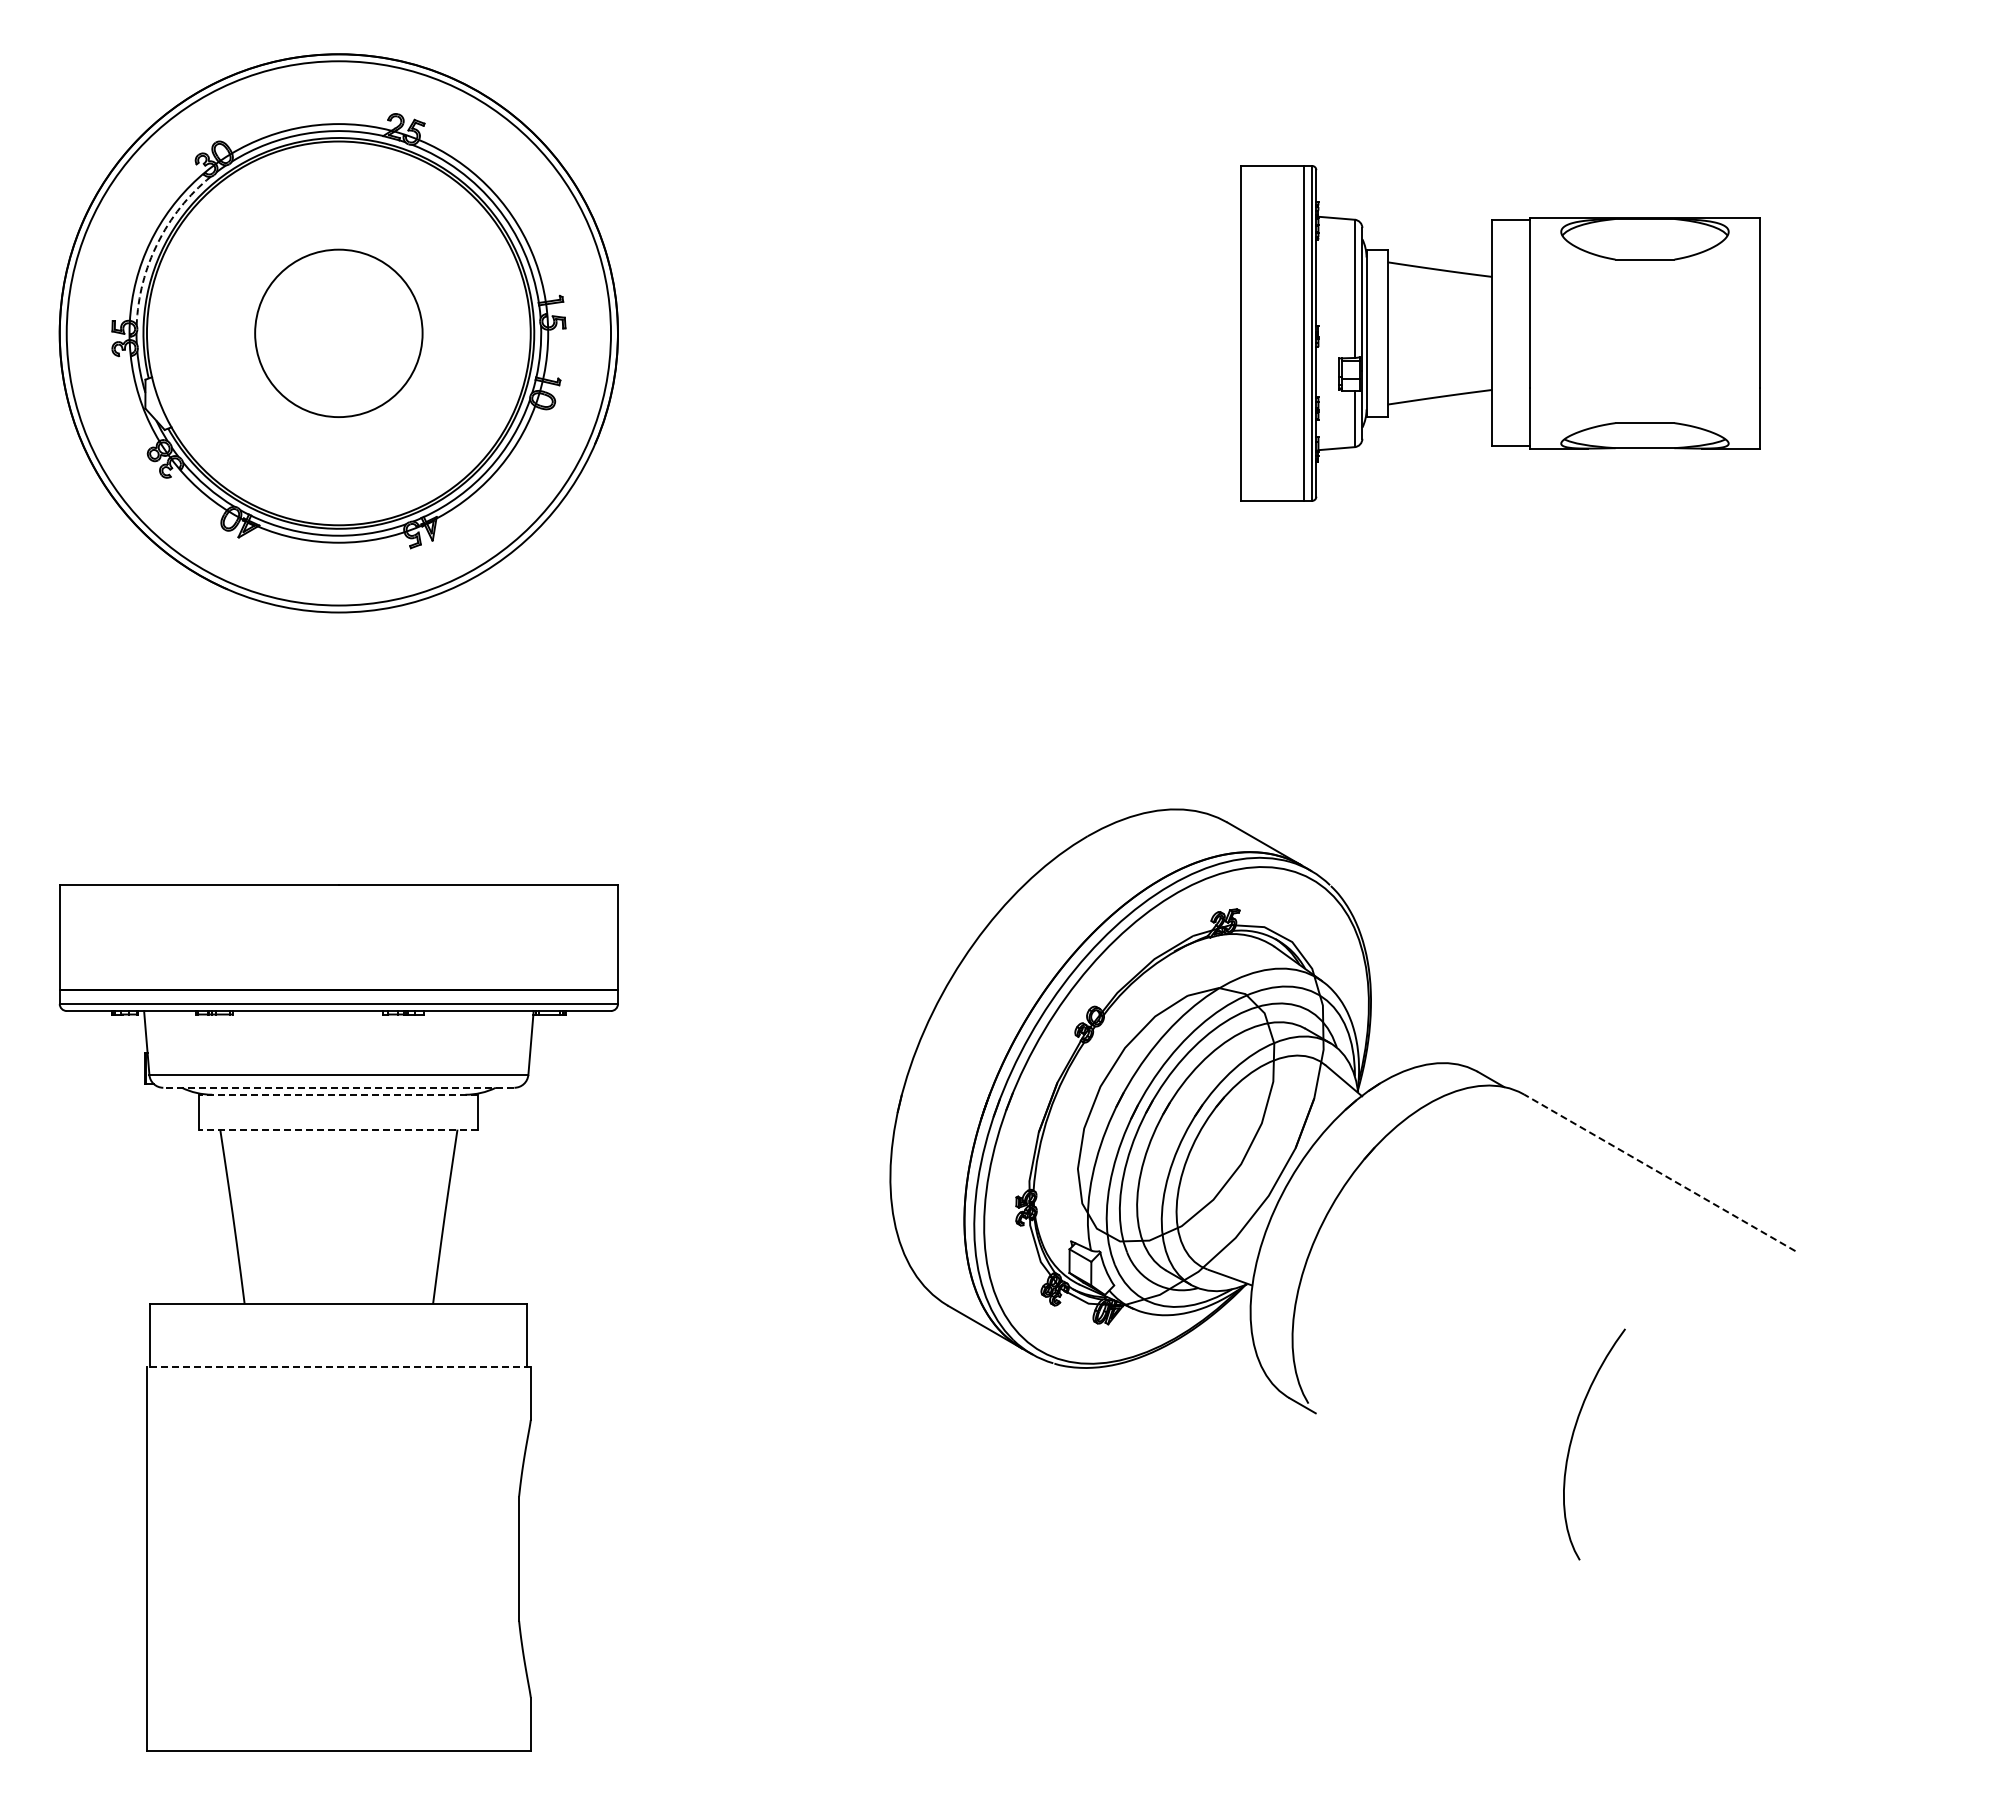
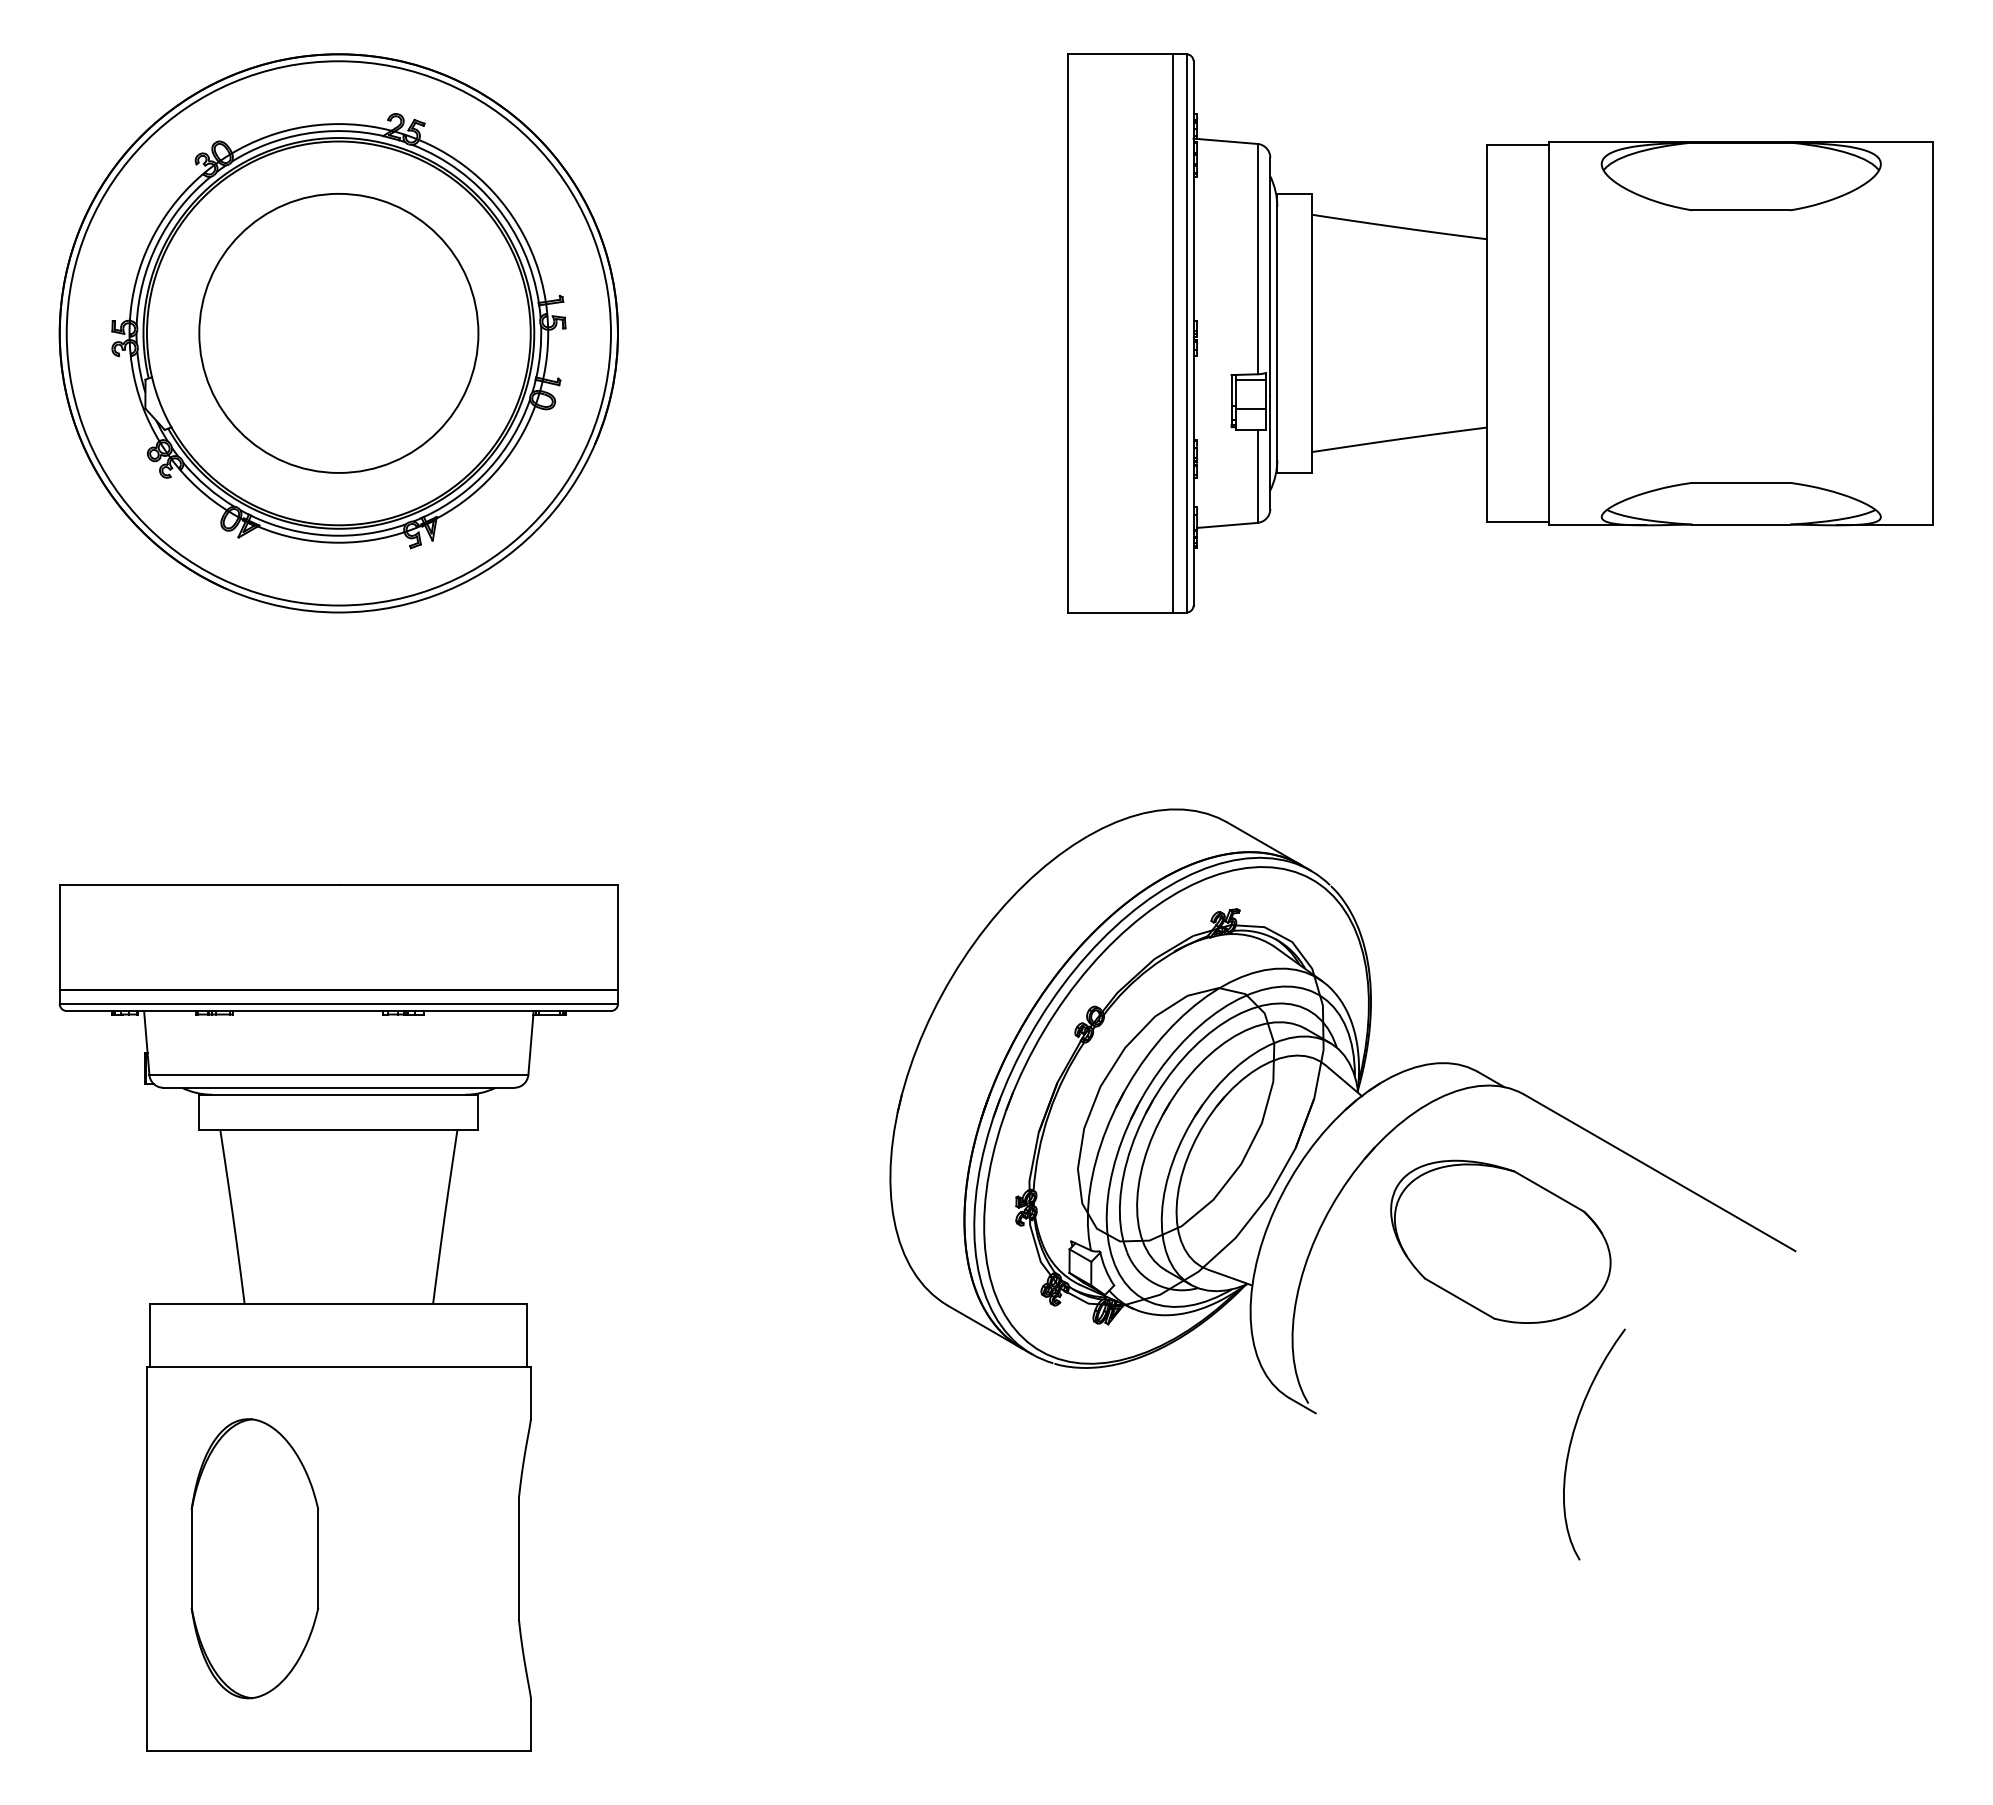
arc: dashed -> solid (157, 243)
circle diameter: 167 px -> 279 px (338, 332)
part size: 521x337 px -> 867x561 px (1500, 333)
line: dashed -> solid (338, 1087)
line: dashed -> solid (338, 1094)
line: dashed -> solid (338, 1129)
line: dashed -> solid (1659, 1172)
part: none -> present (1500, 1241)
line: dashed -> solid (338, 1366)
part: none -> present (254, 1558)
